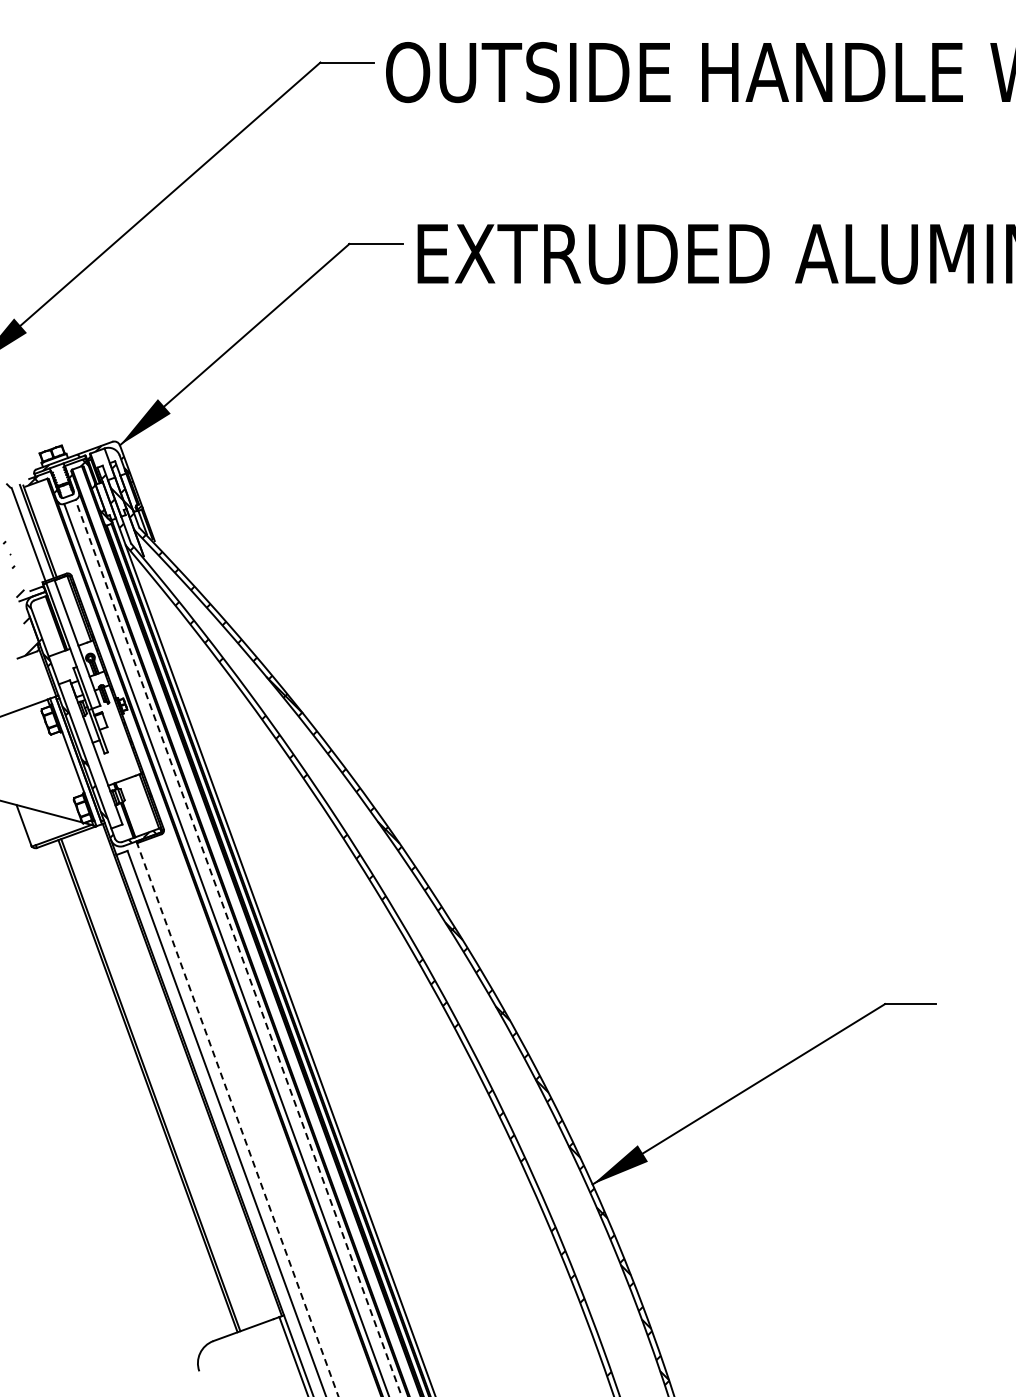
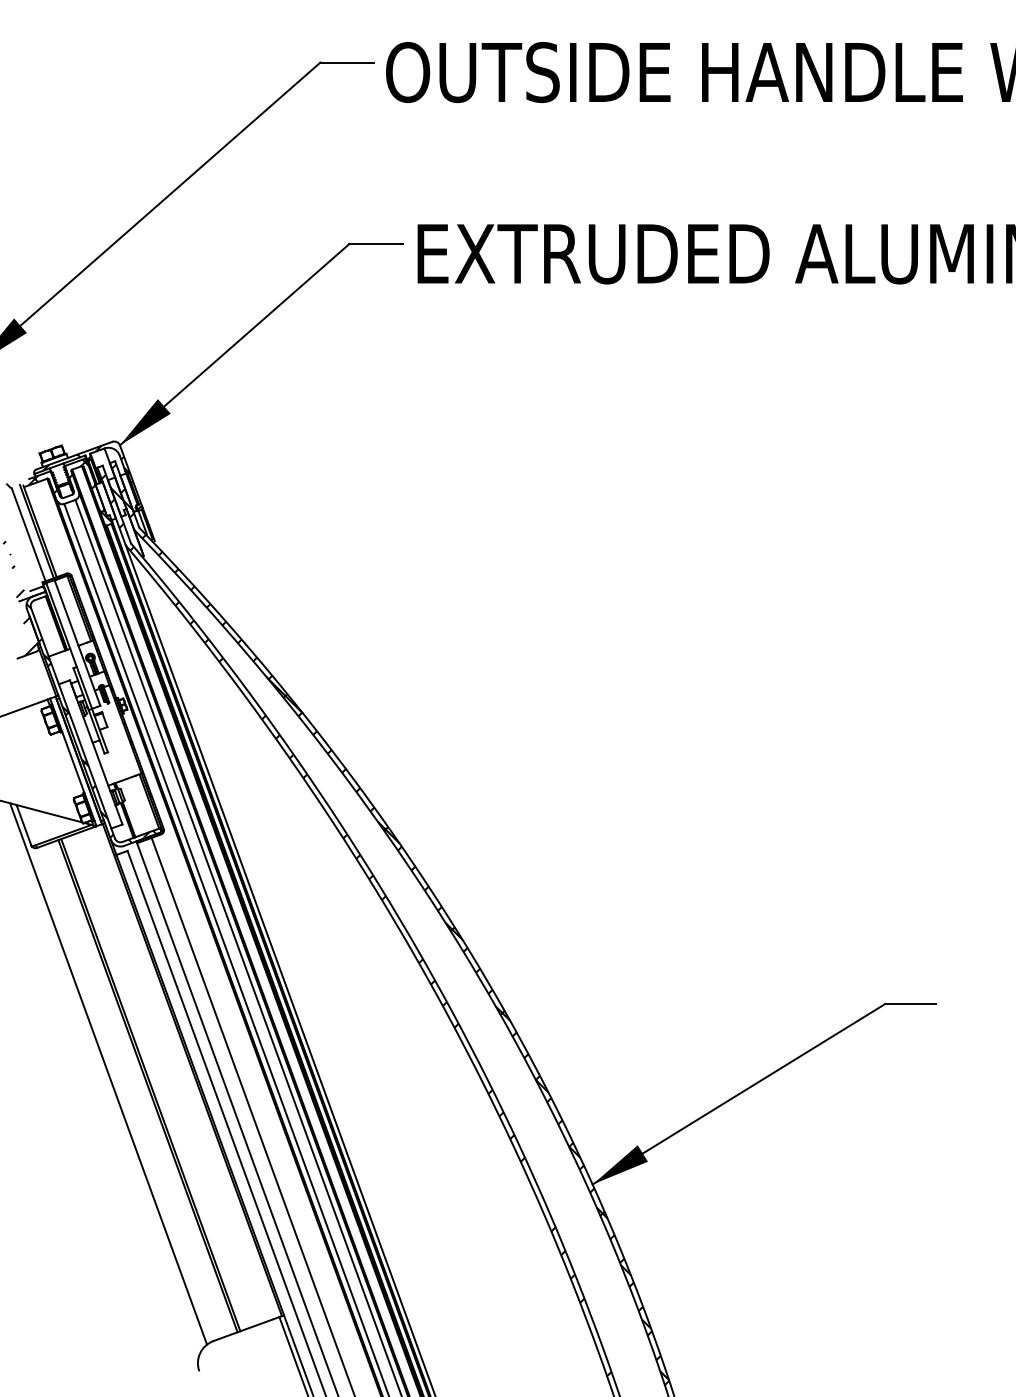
line: dashed -> solid (238, 948)
line: none -> present (108, 1073)
line: none -> present (252, 1115)
line: dashed -> solid (237, 1119)
